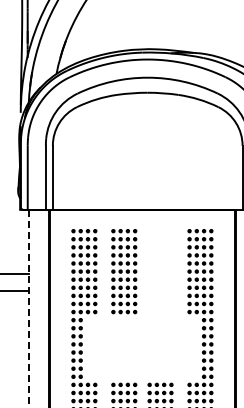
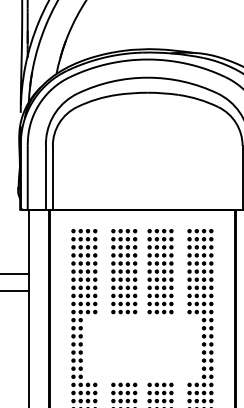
part: none -> present (160, 271)
line: dashed -> solid (29, 308)
